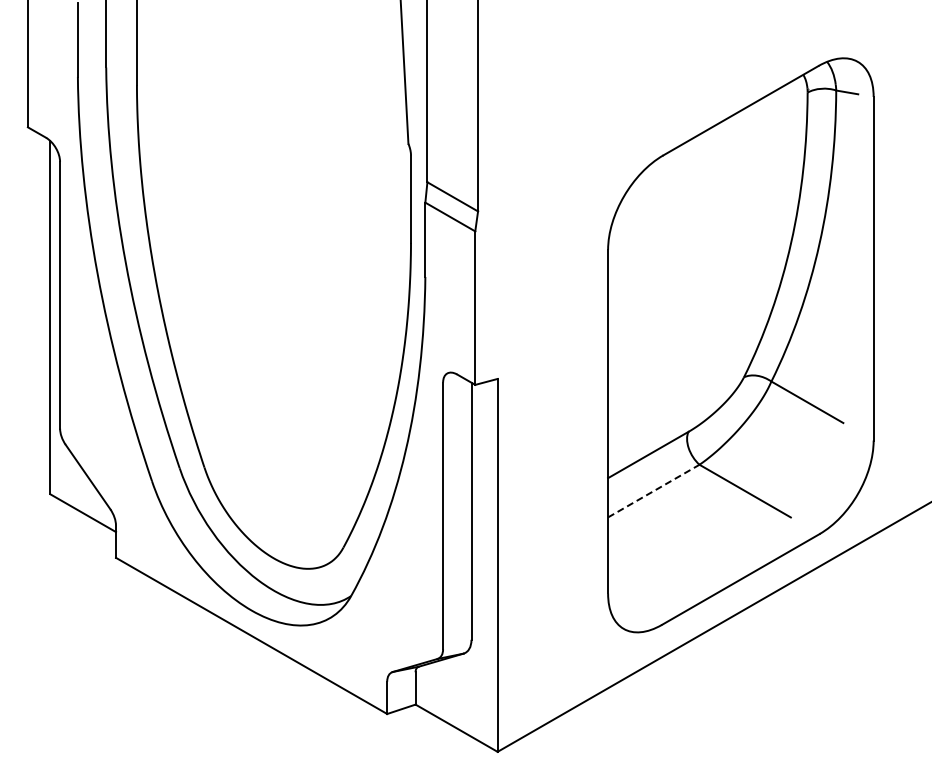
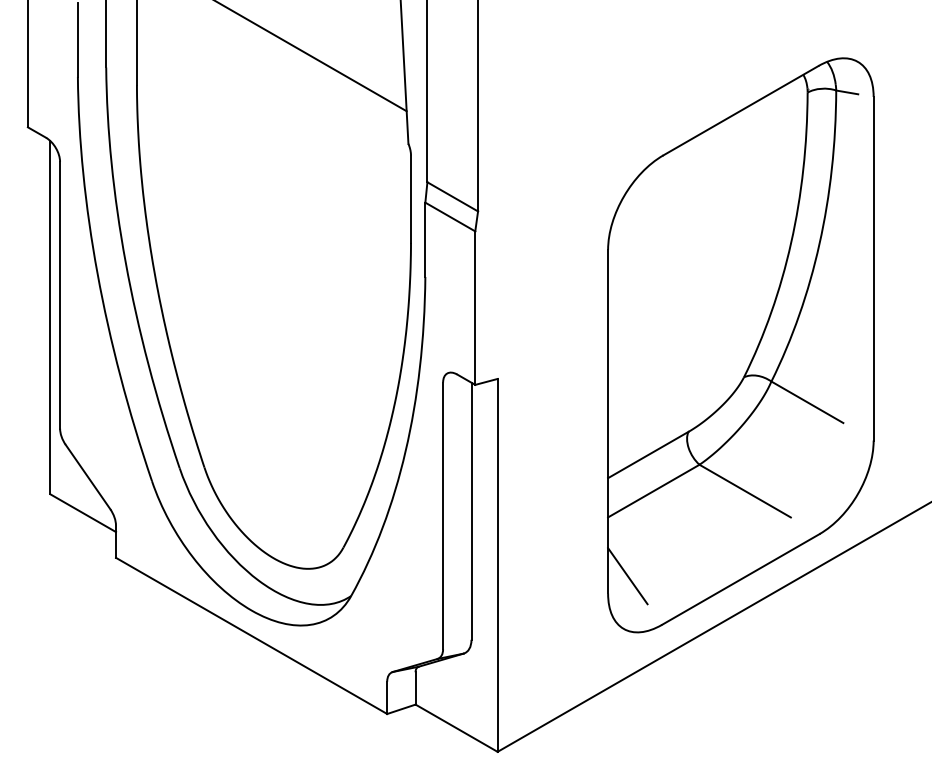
line: none -> present (311, 56)
line: dashed -> solid (653, 491)
line: none -> present (627, 576)
